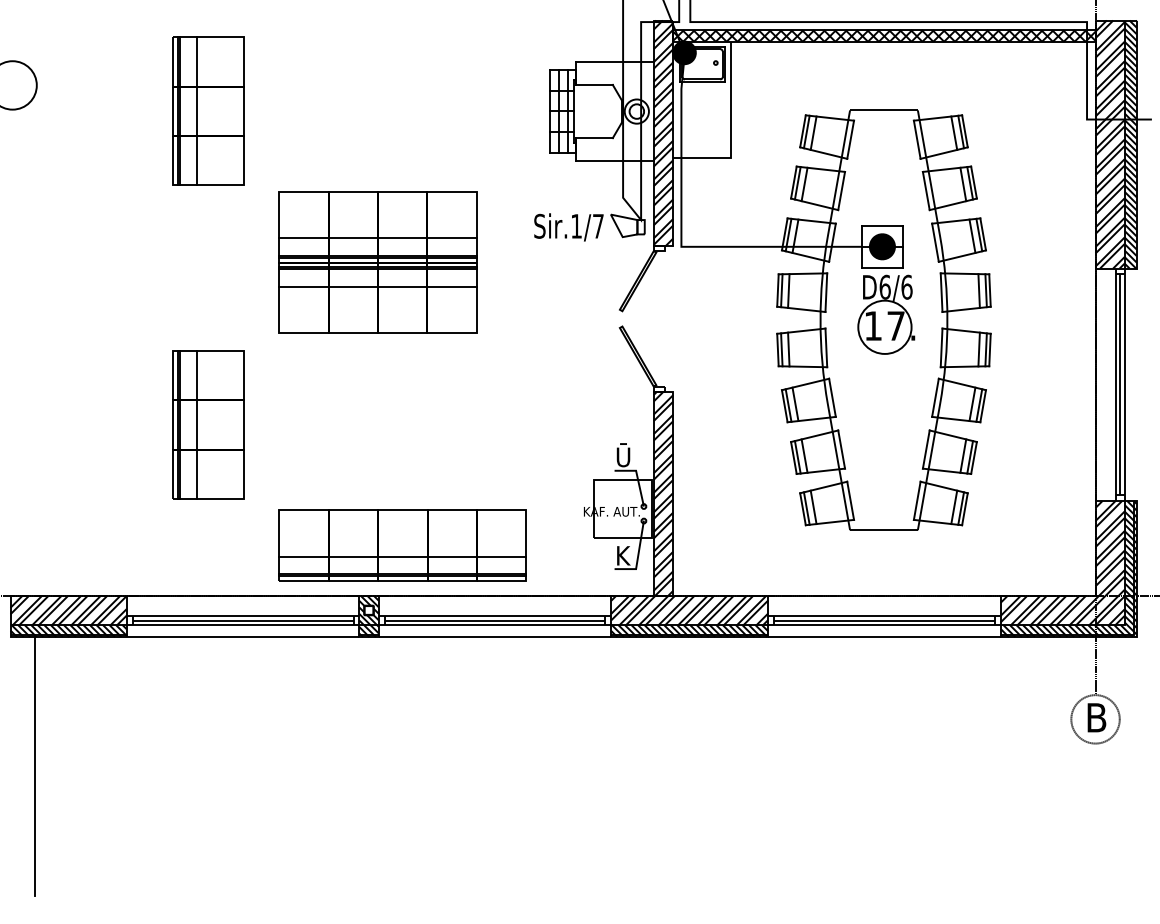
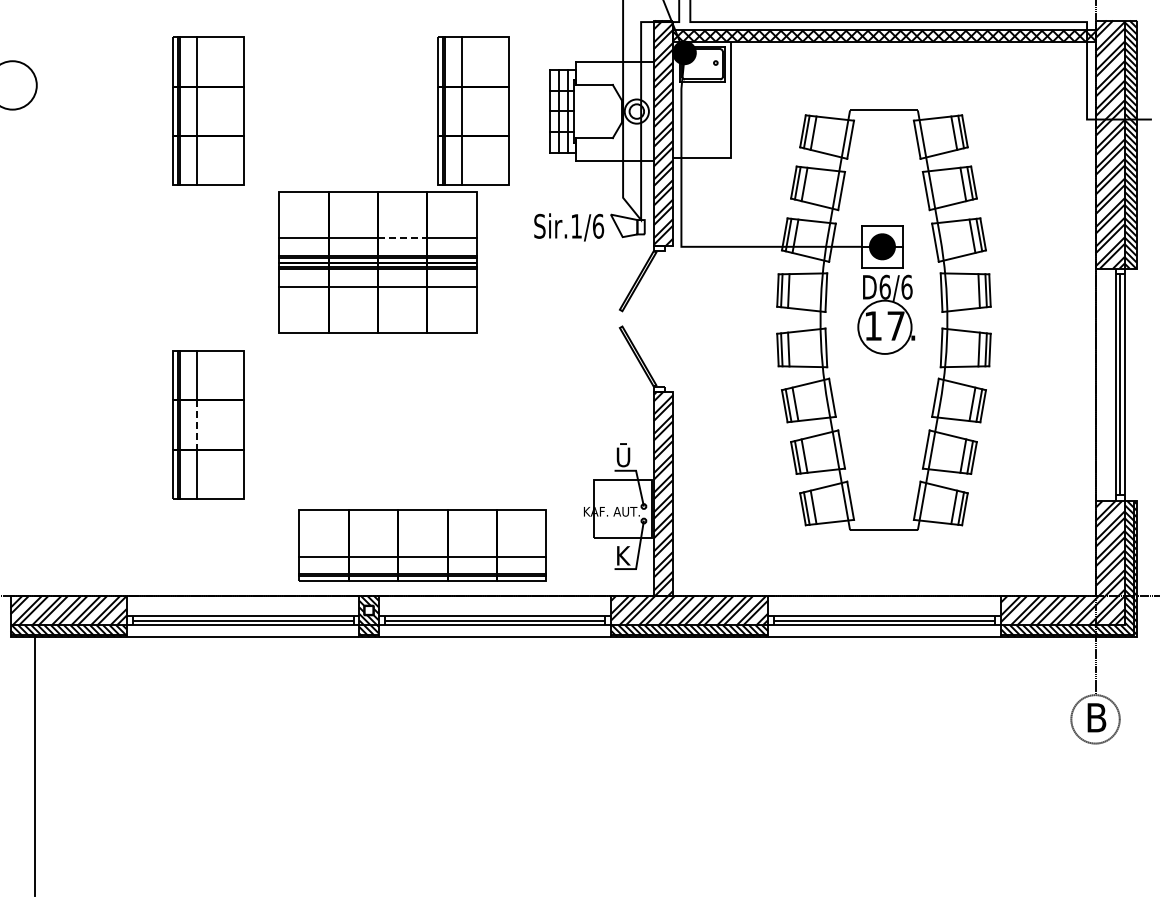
part: none -> present (473, 110)
text: Sir.1/7 -> Sir.1/6 (598, 225)
line: solid -> dashed (402, 238)
line: solid -> dashed (197, 425)
part position: (402, 545) -> (422, 545) (422, 545)
